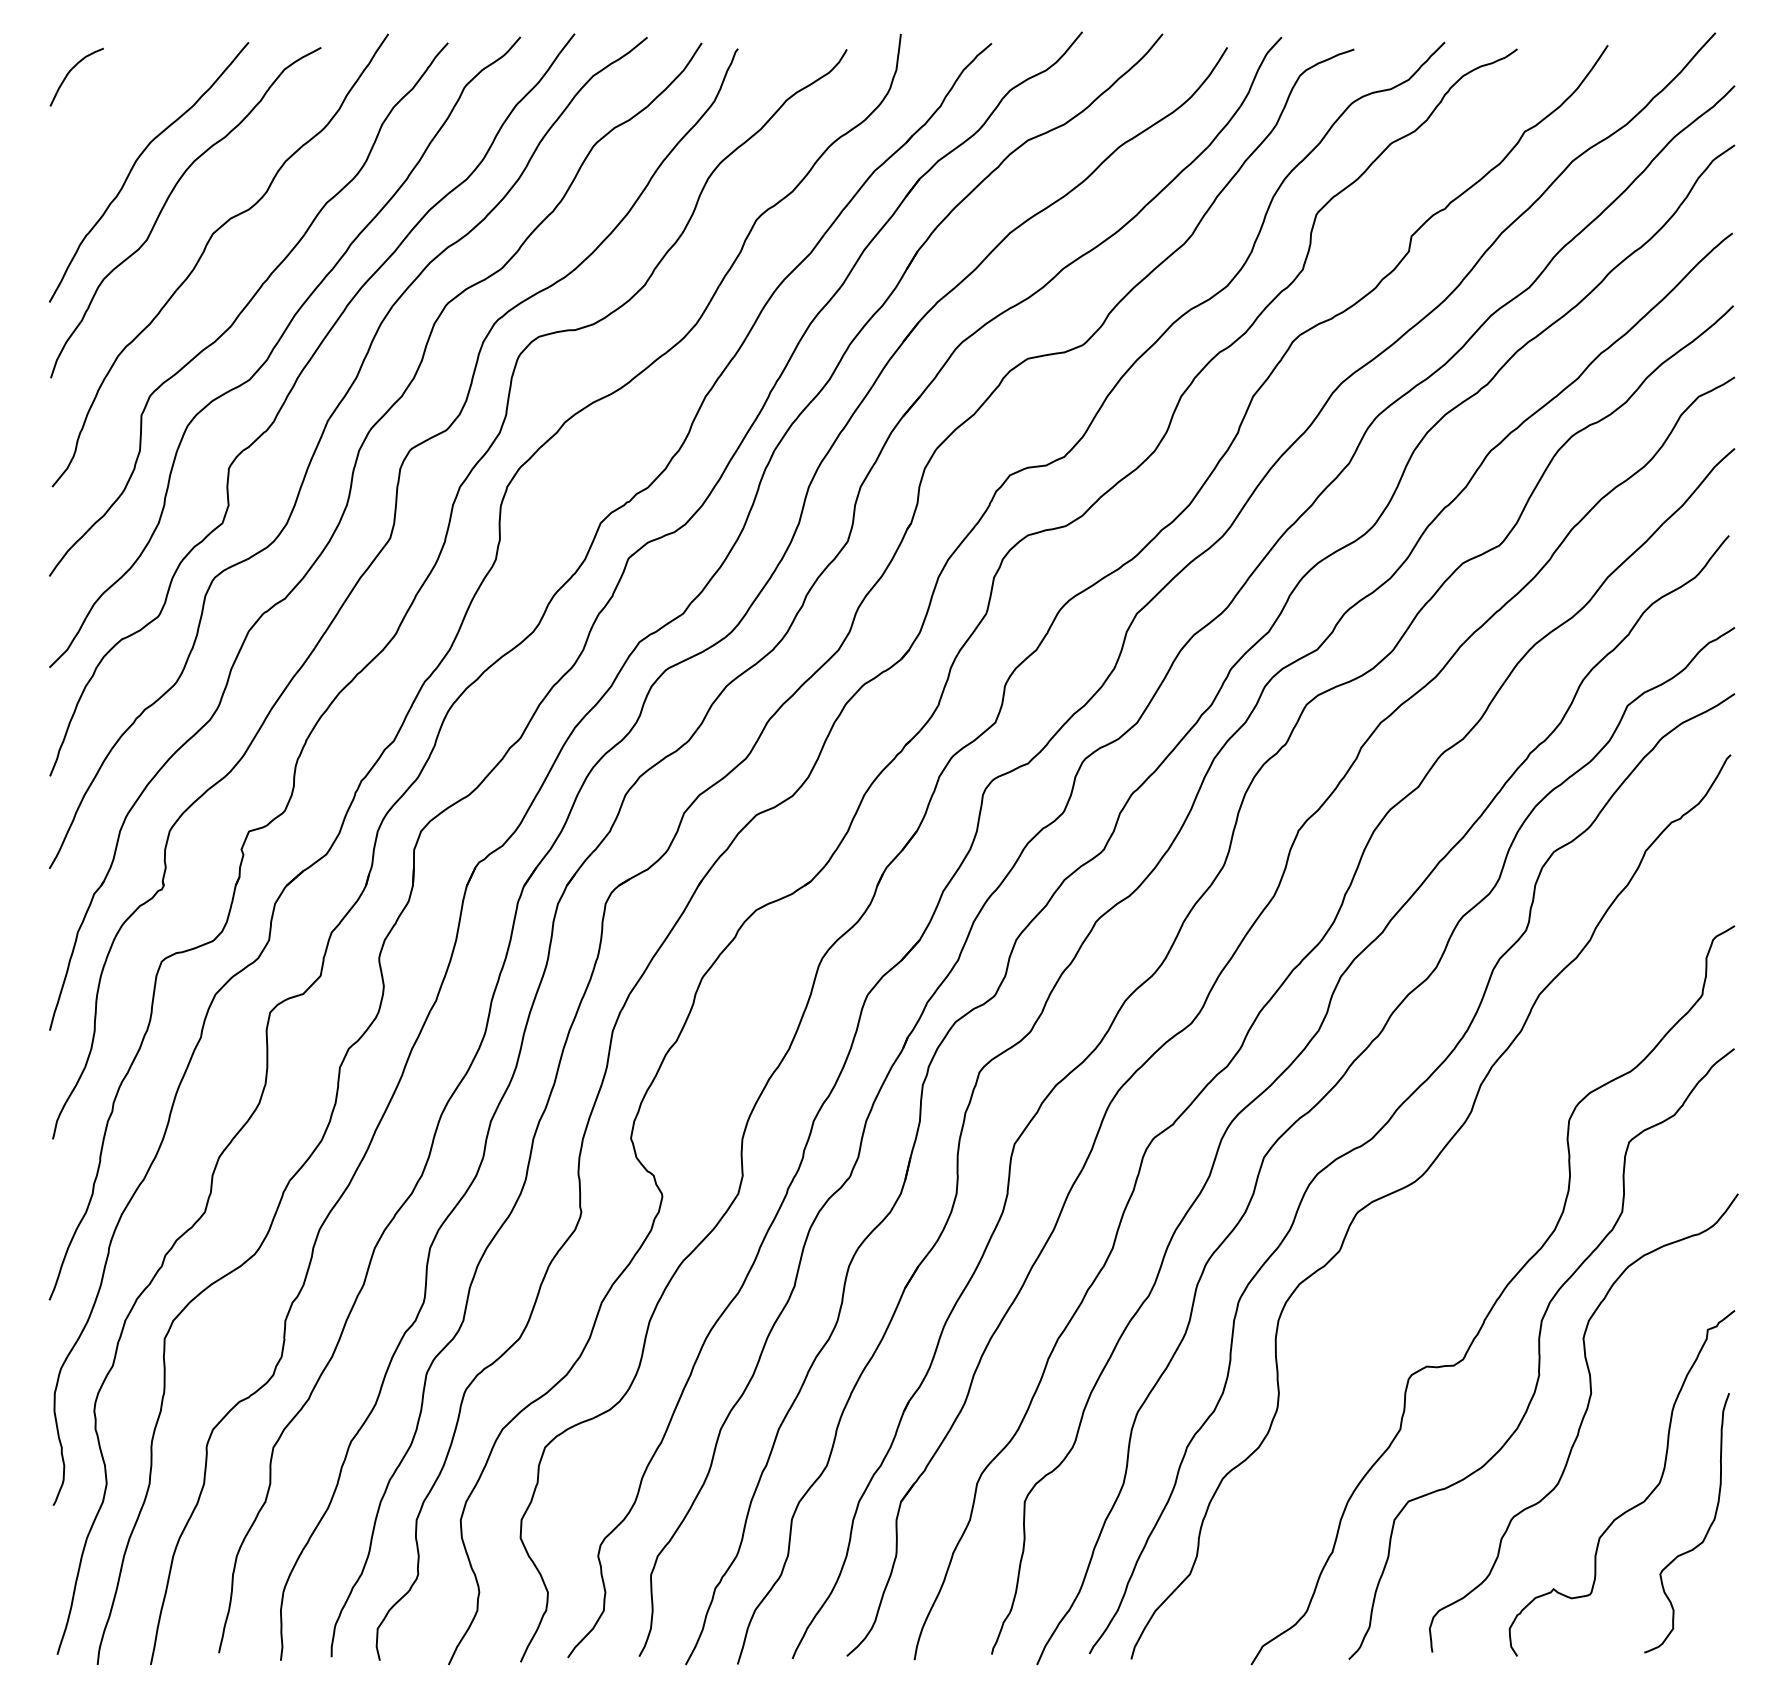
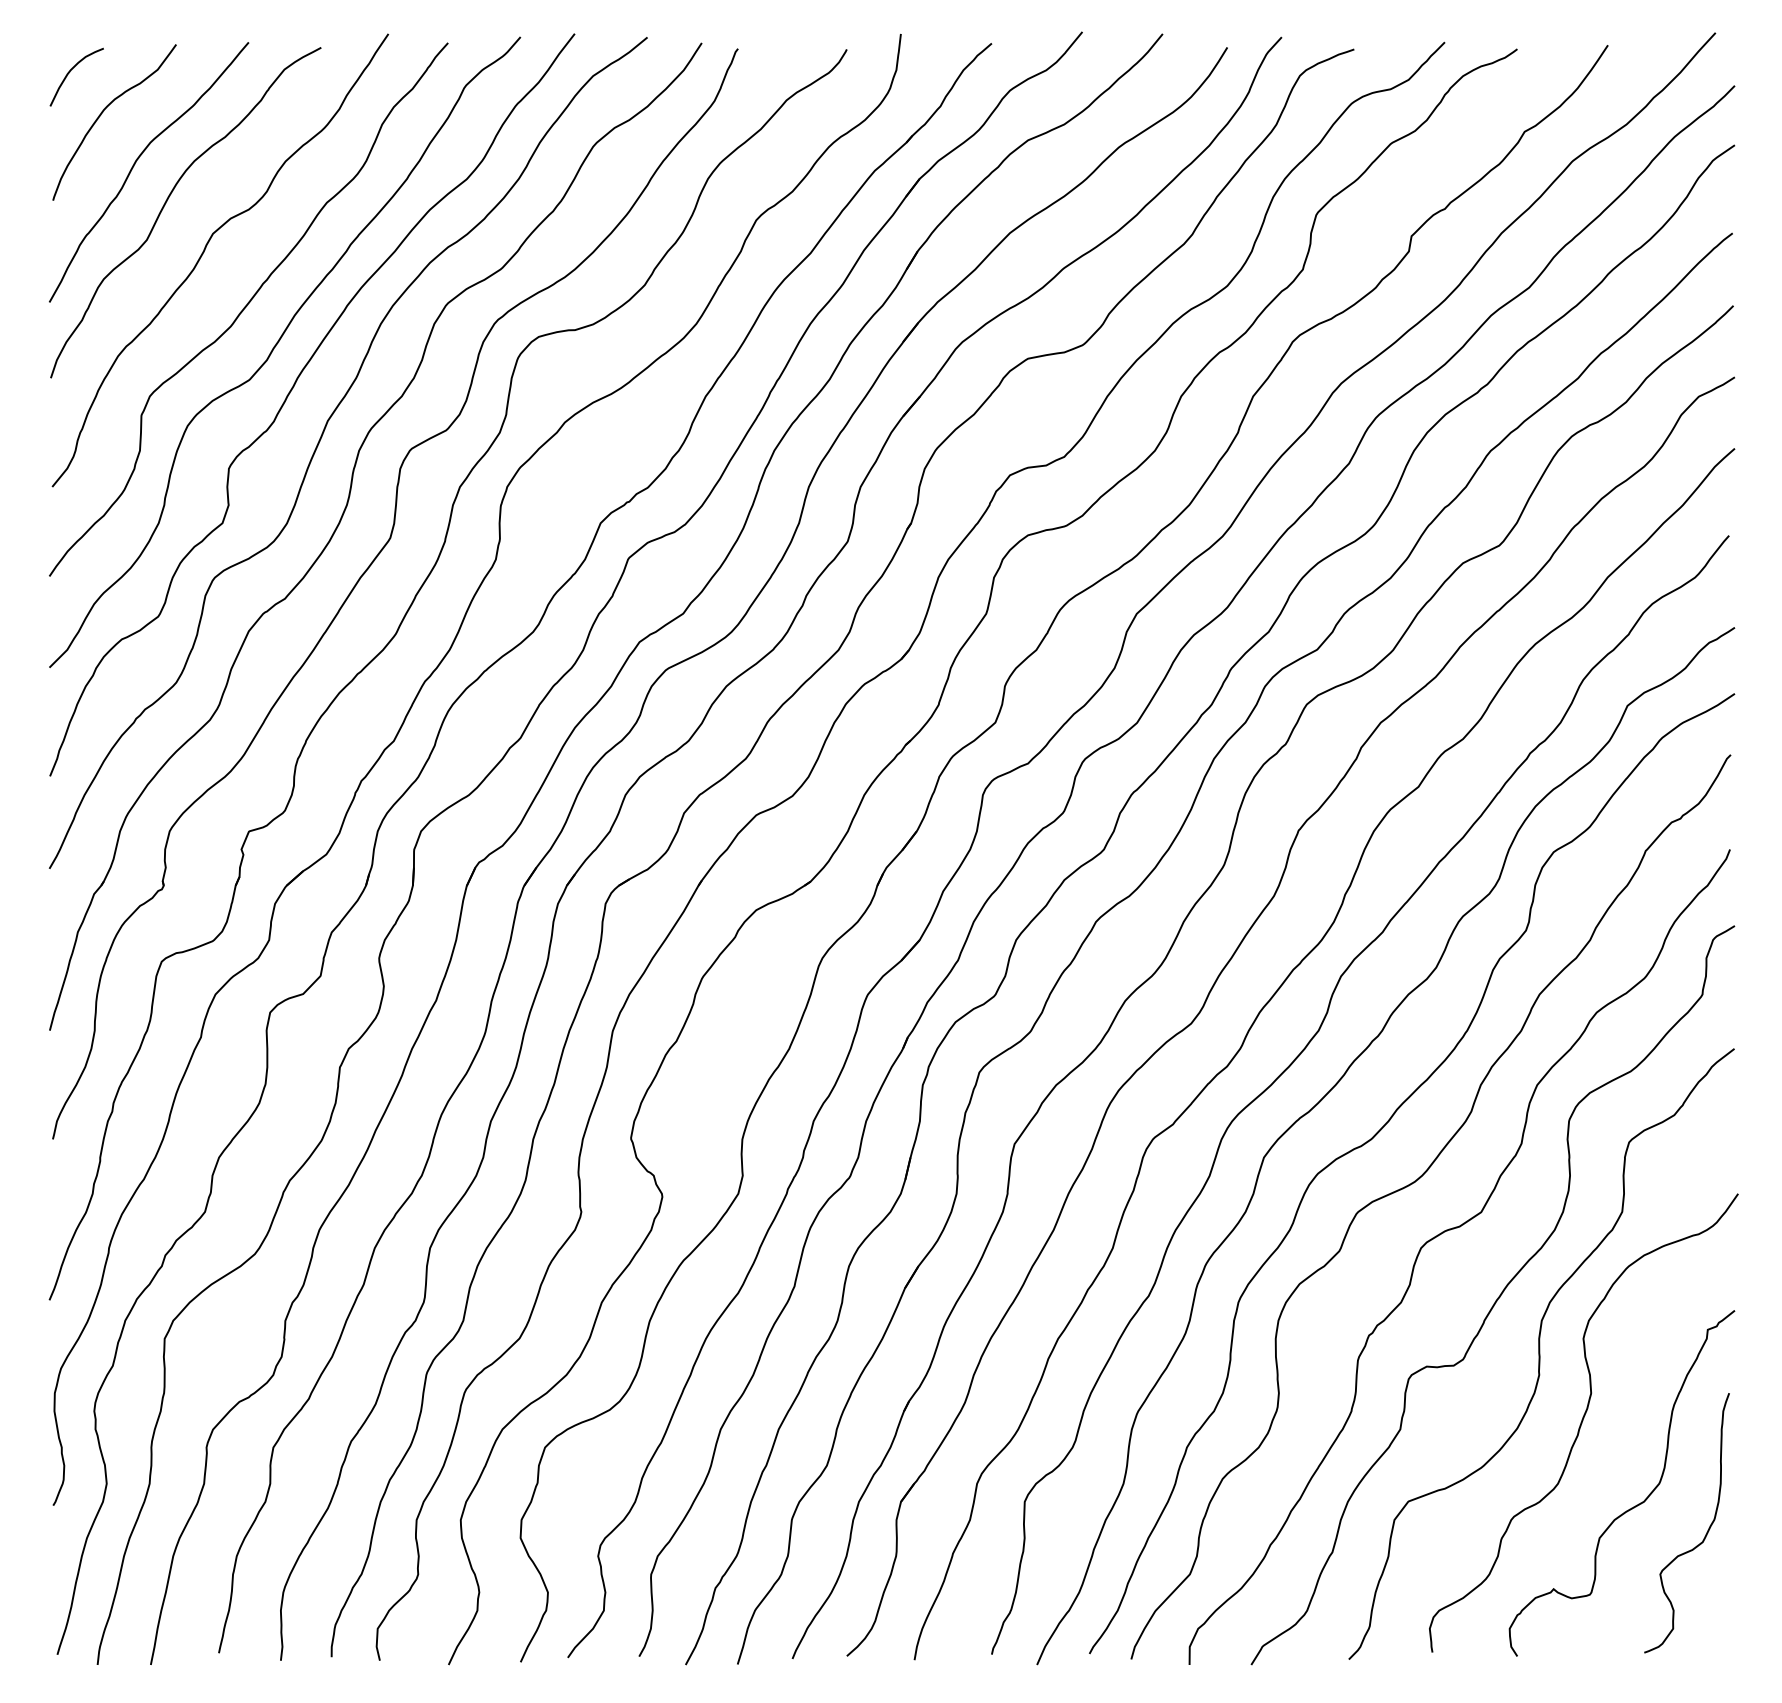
curve: none -> present (101, 115)
curve: none -> present (1454, 1229)
